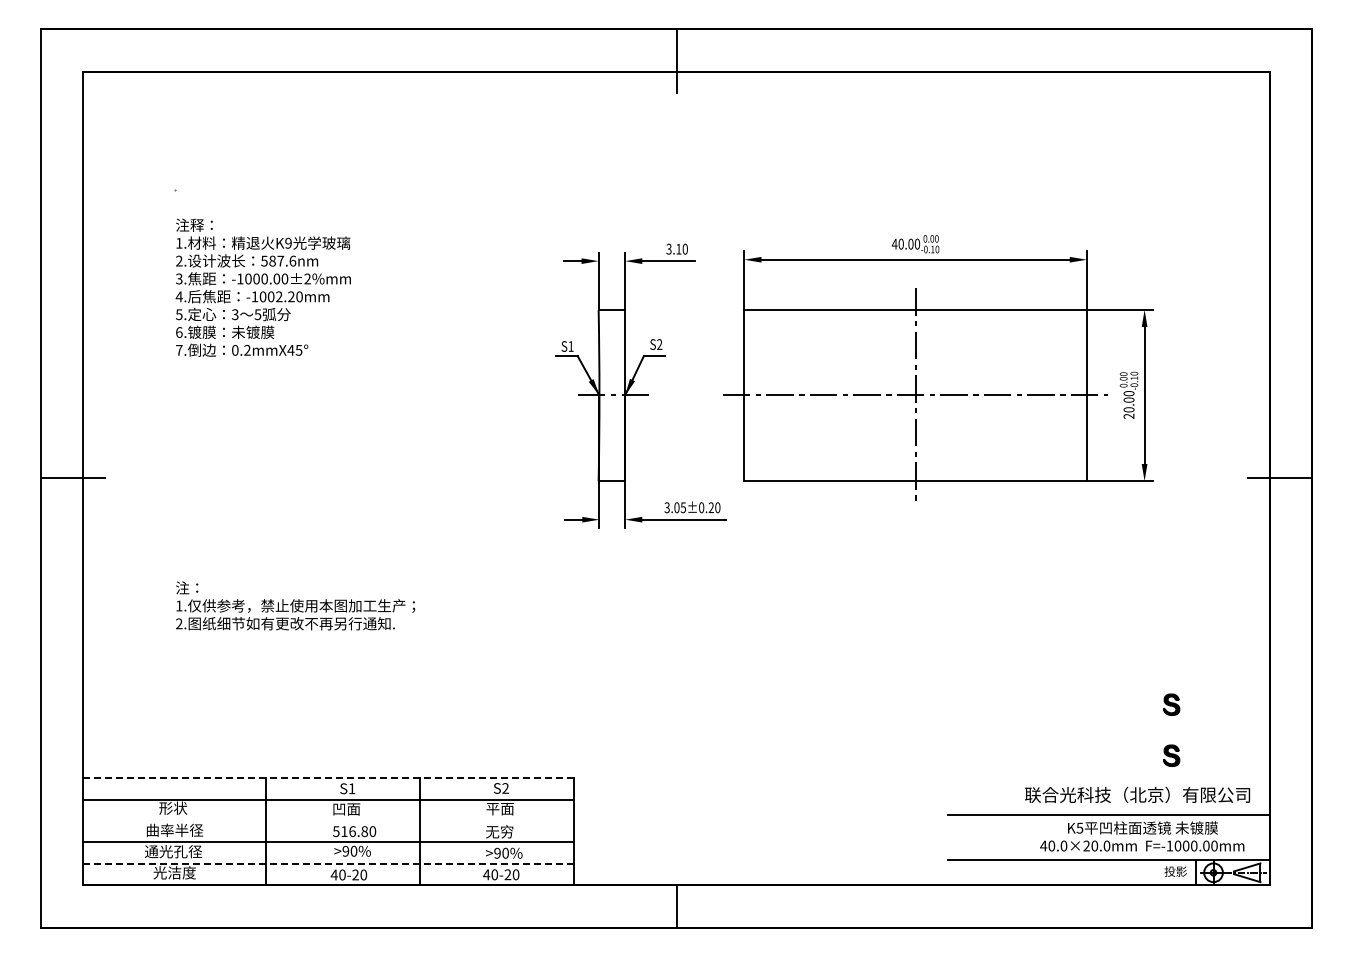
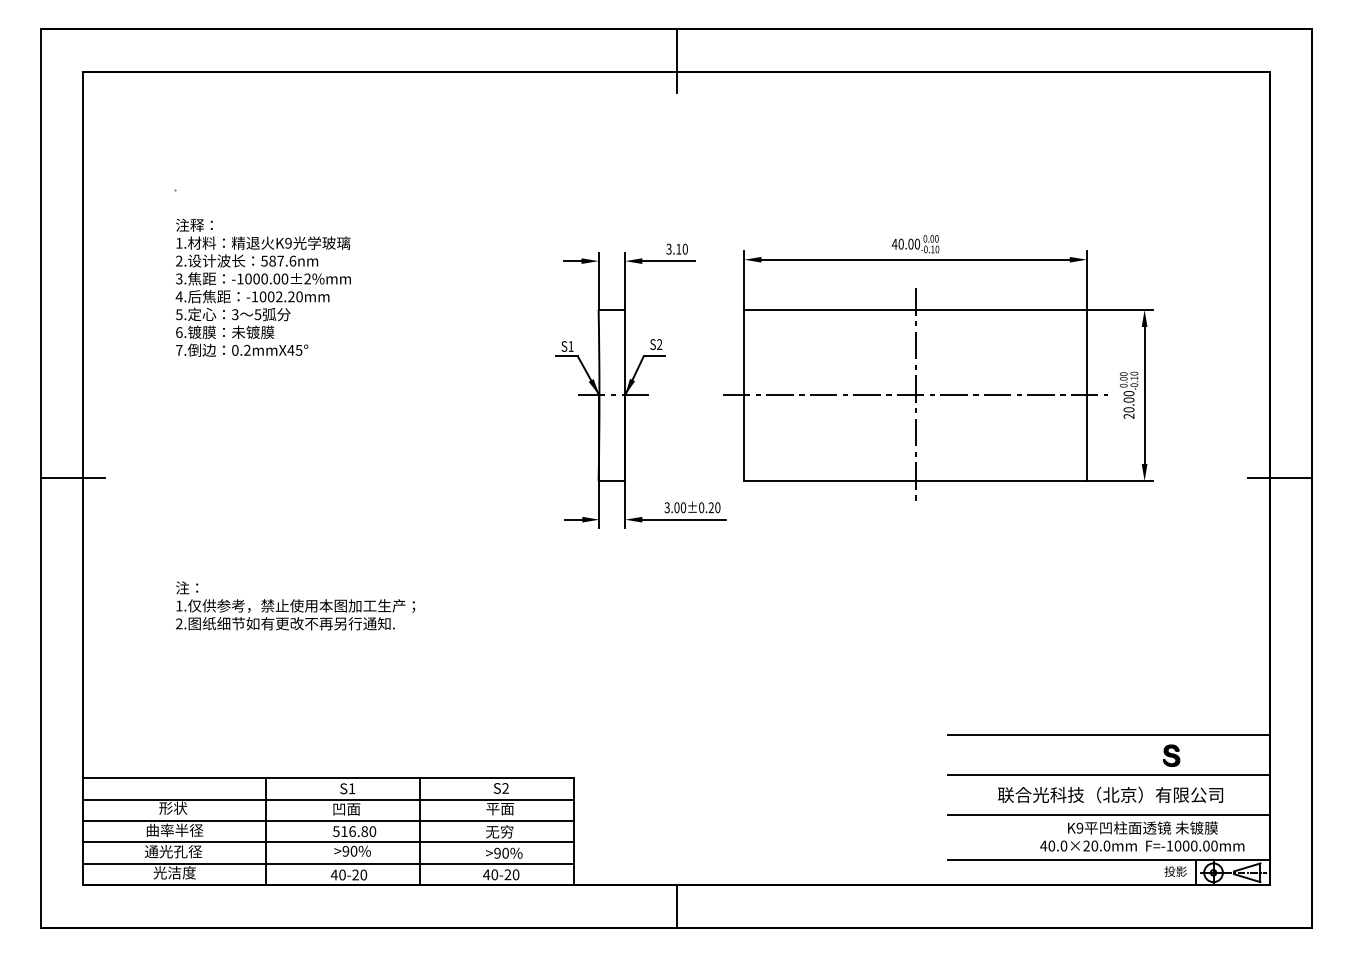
text: 3.05±0.20 -> 3.00±0.20 (683, 507)
part: present -> none (1171, 704)
line: none -> present (1108, 735)
line: none -> present (1108, 775)
line: dashed -> solid (329, 778)
text position: (1137, 794) -> (1110, 794) (1110, 794)
line: none -> present (328, 821)
text: K5 -> K9 (1079, 827)
line: dashed -> solid (329, 863)
